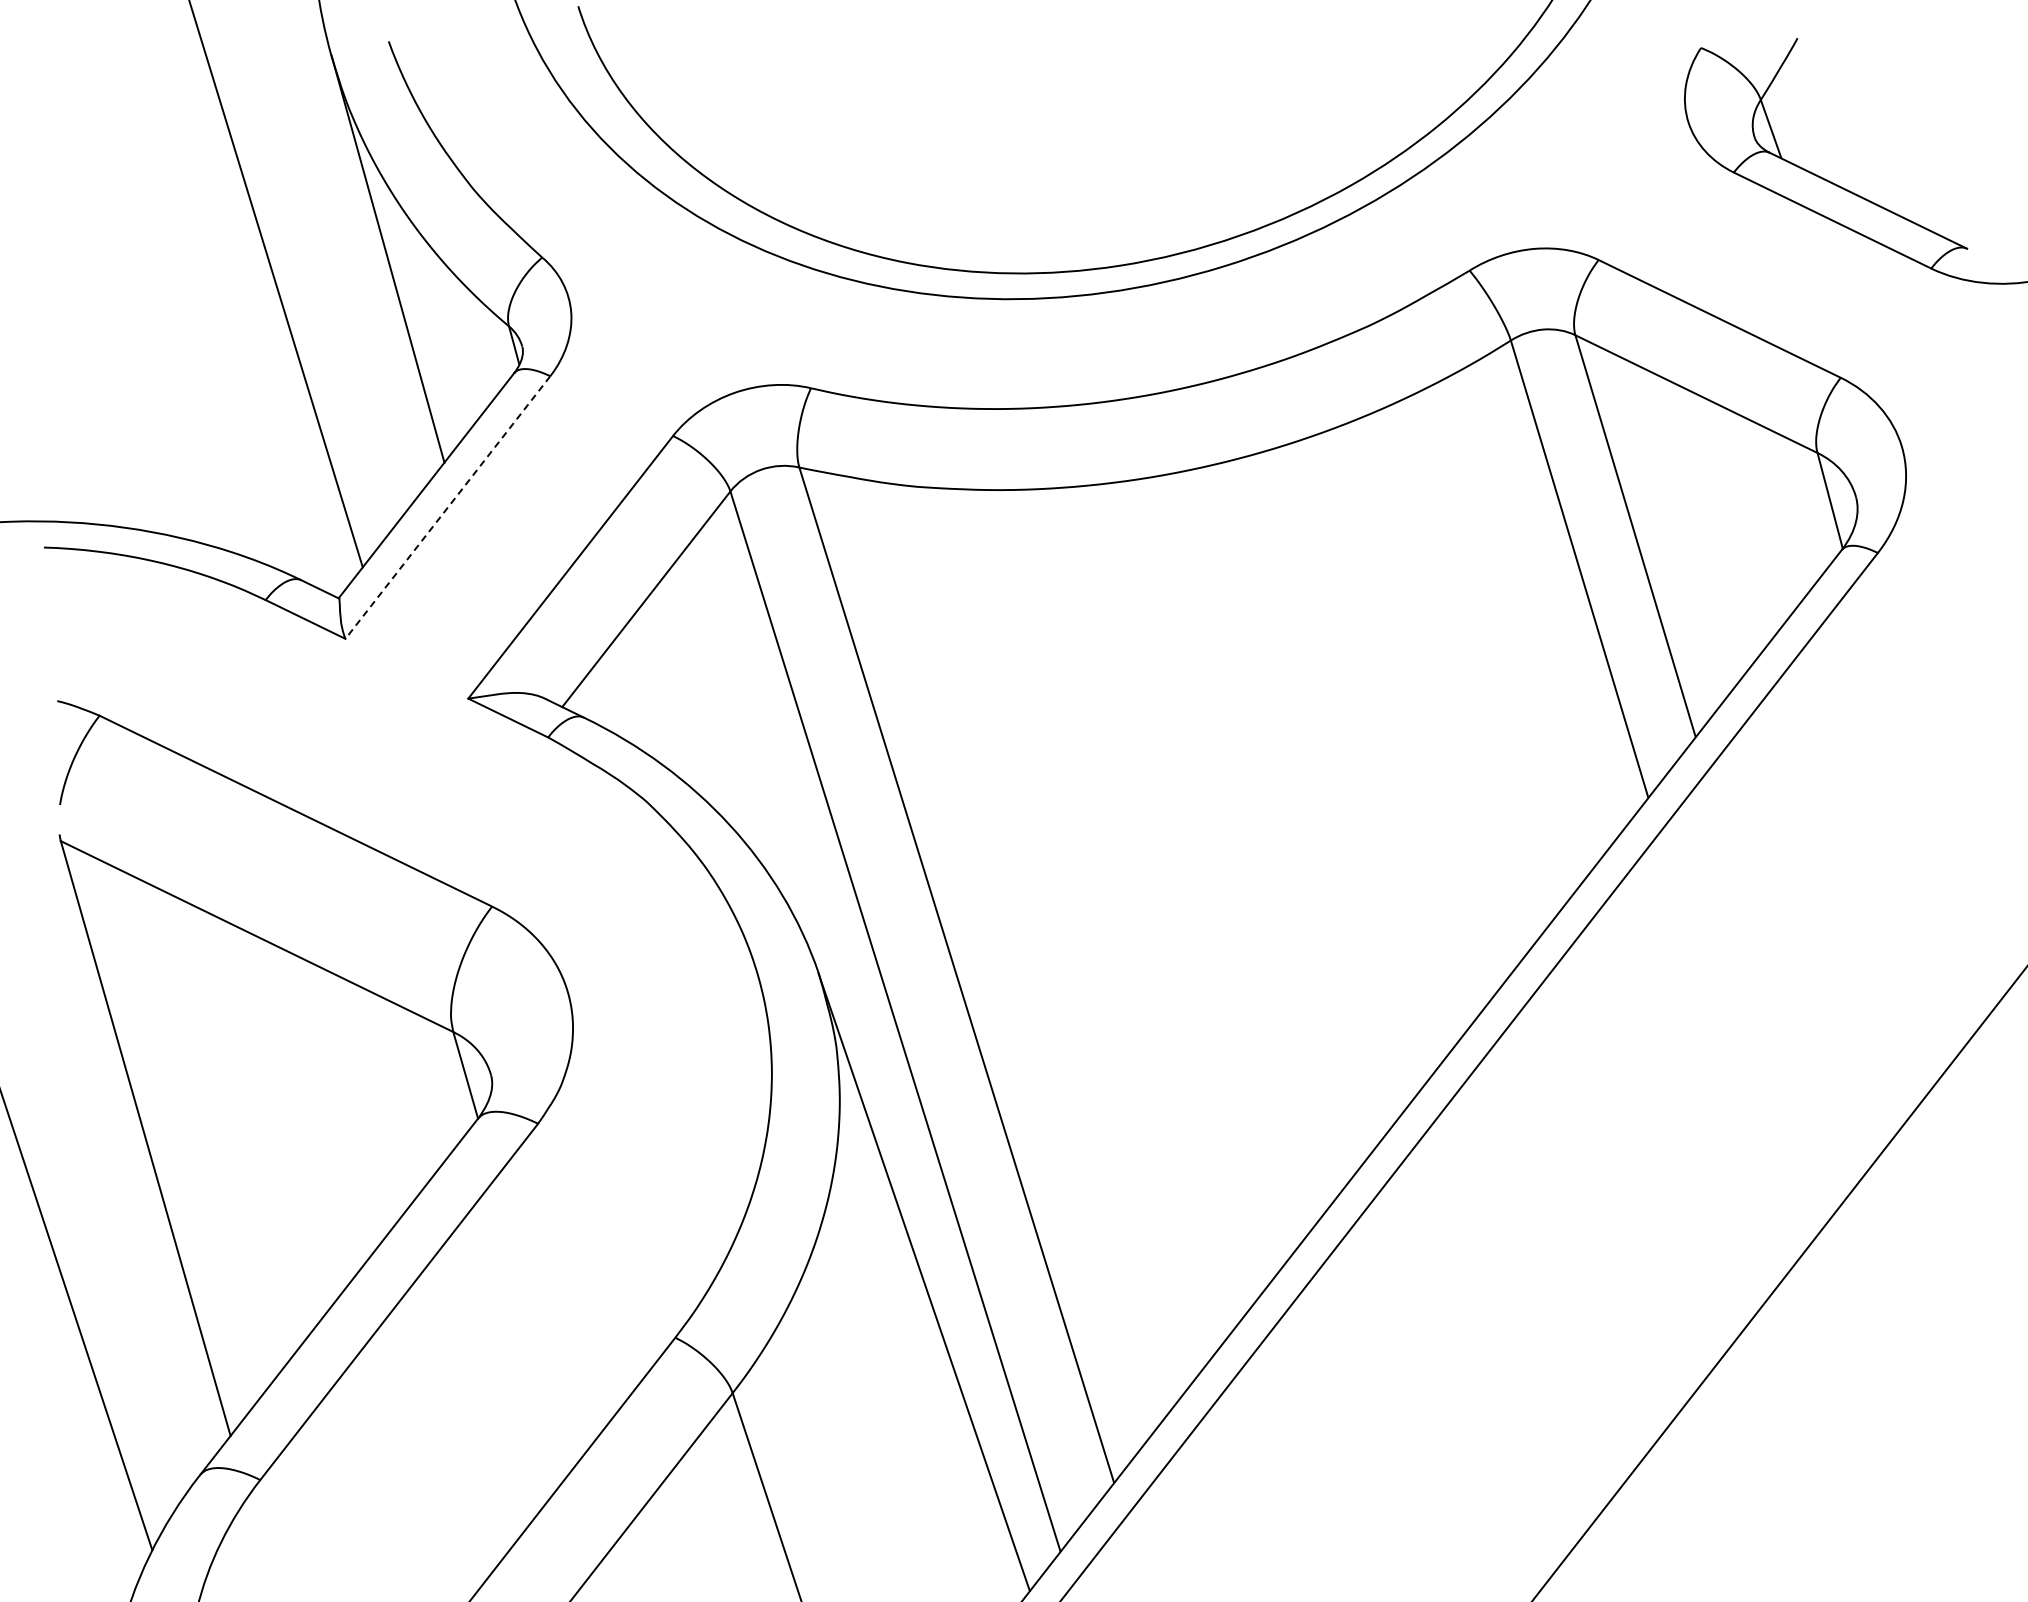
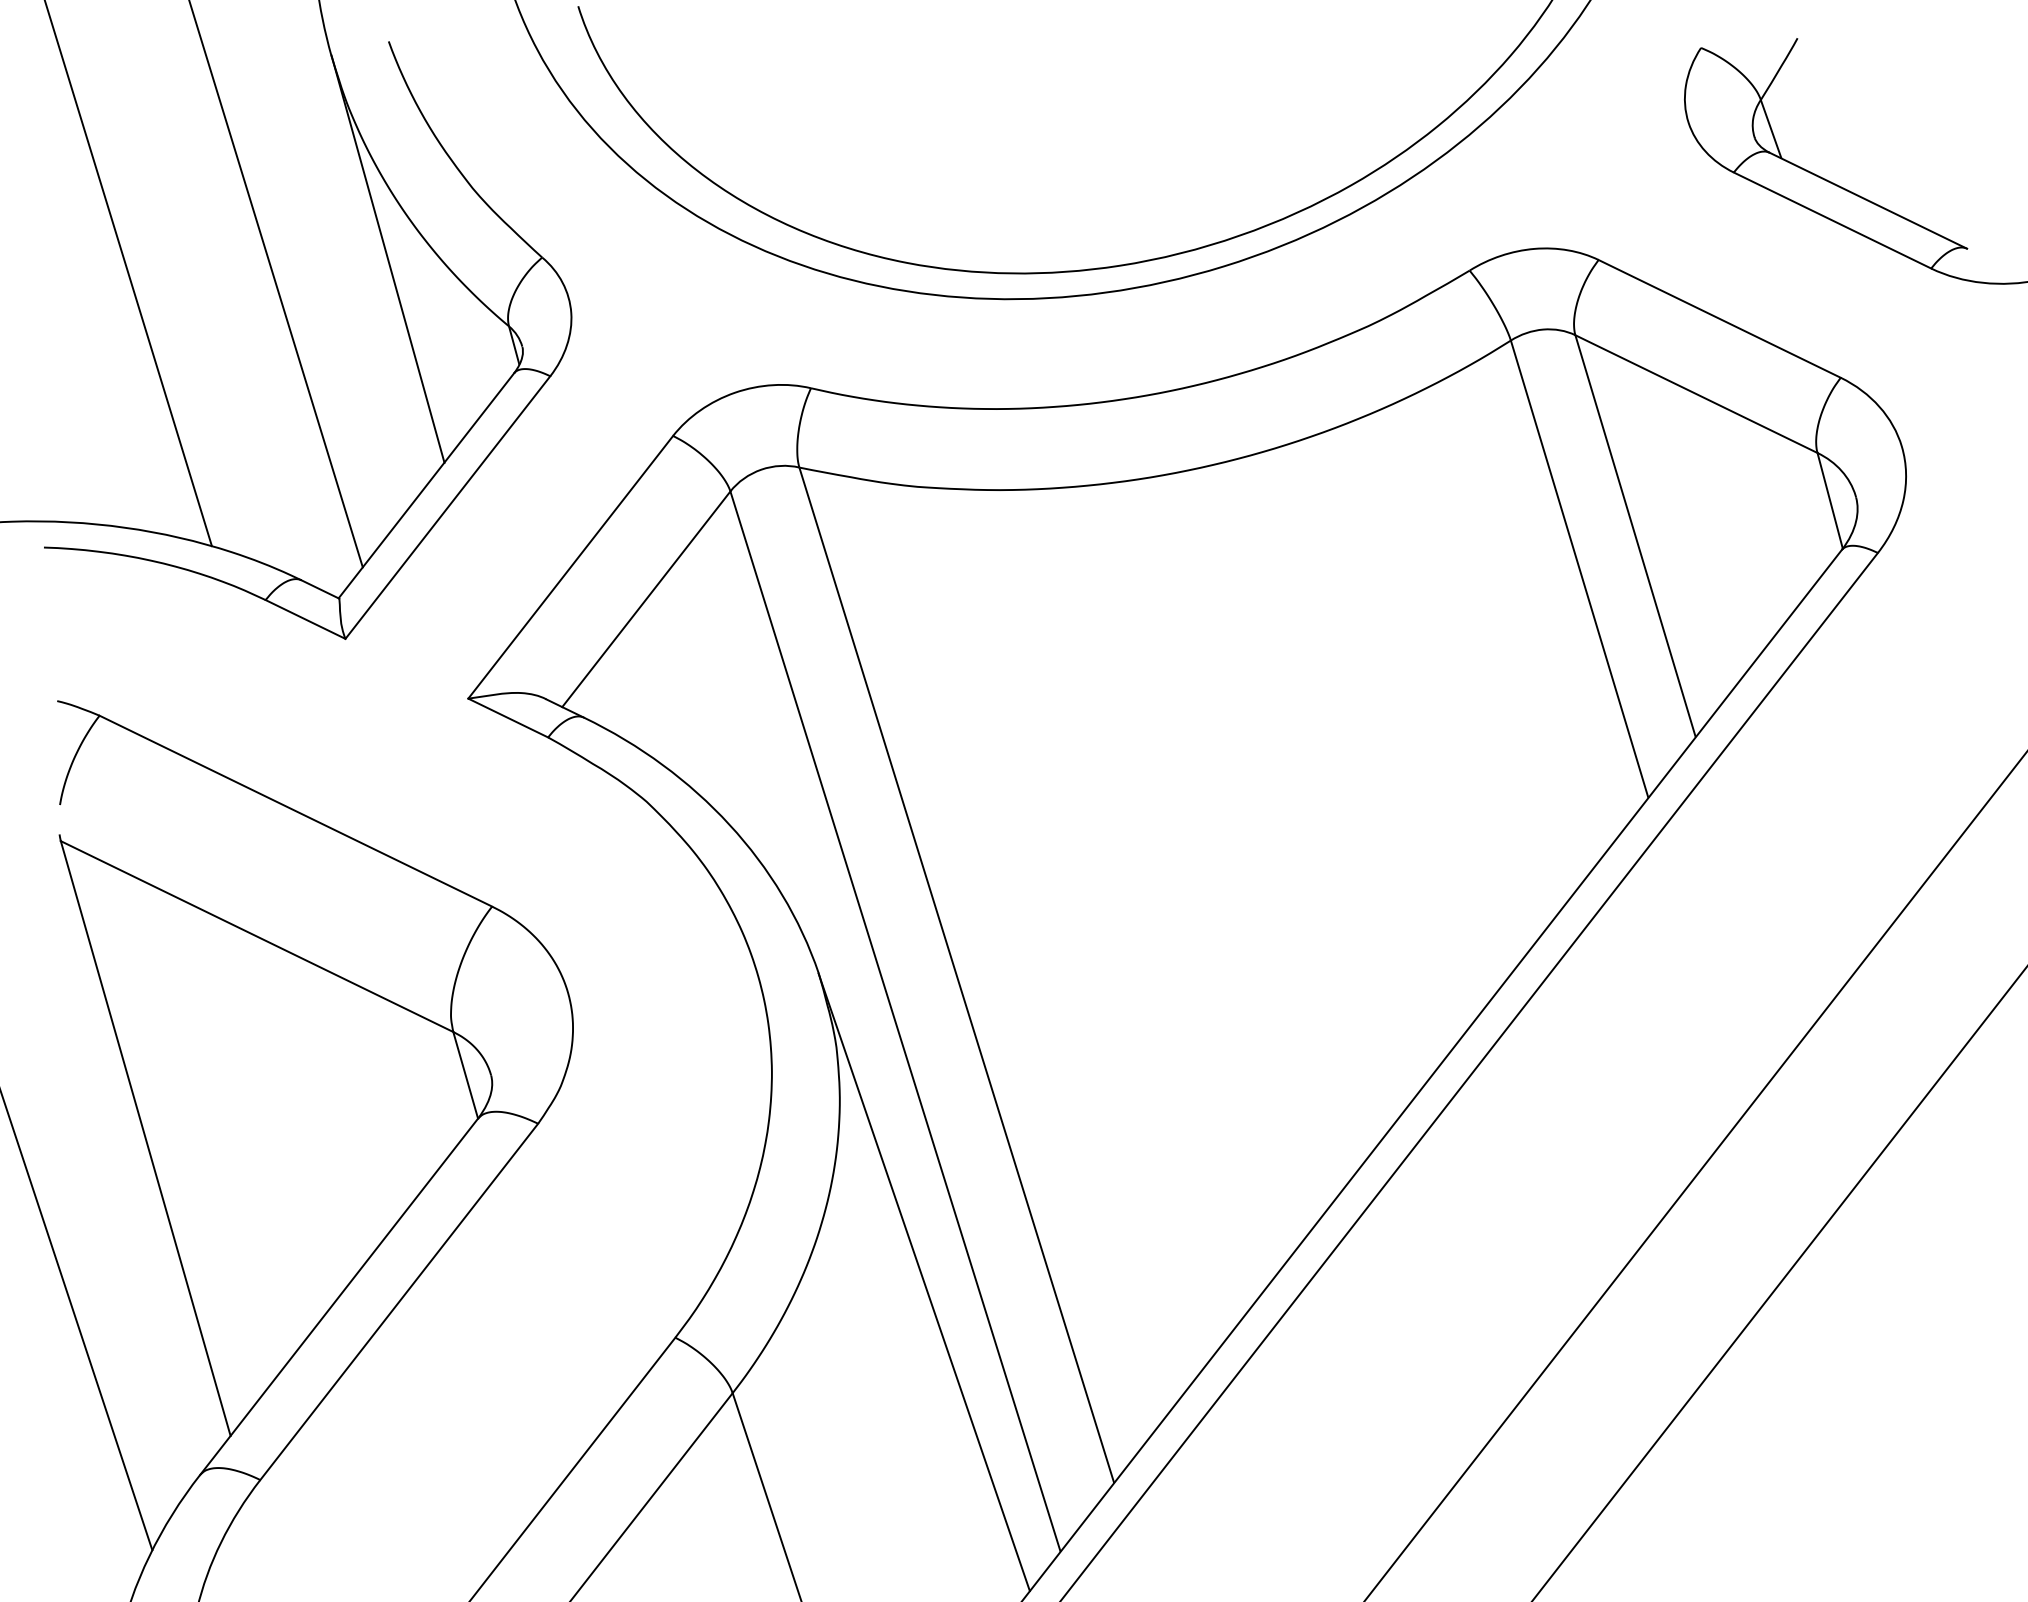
line: none -> present (128, 274)
line: dashed -> solid (447, 507)
line: none -> present (1695, 1176)
